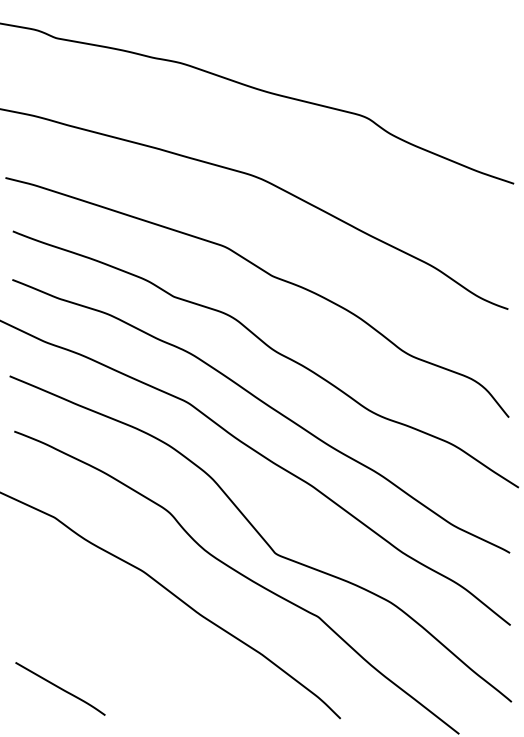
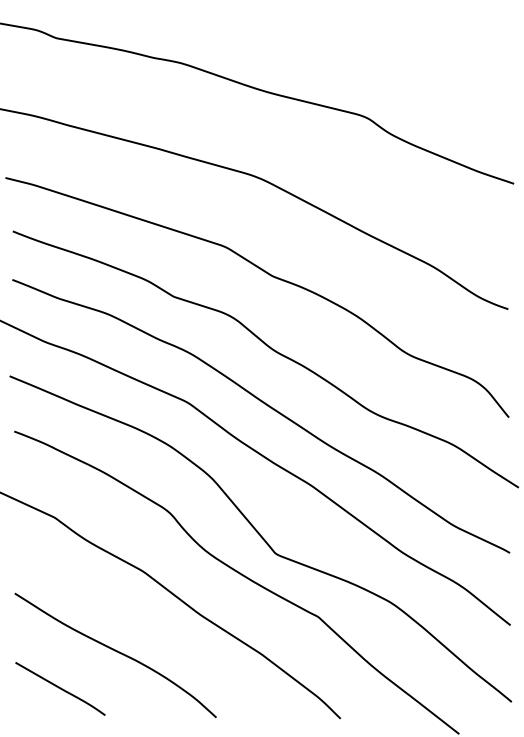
curve: none -> present (116, 652)
